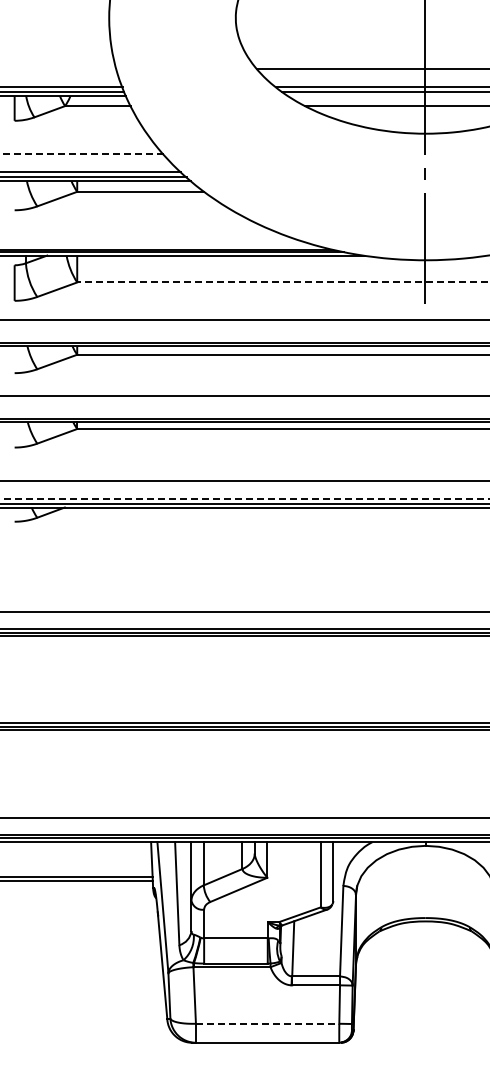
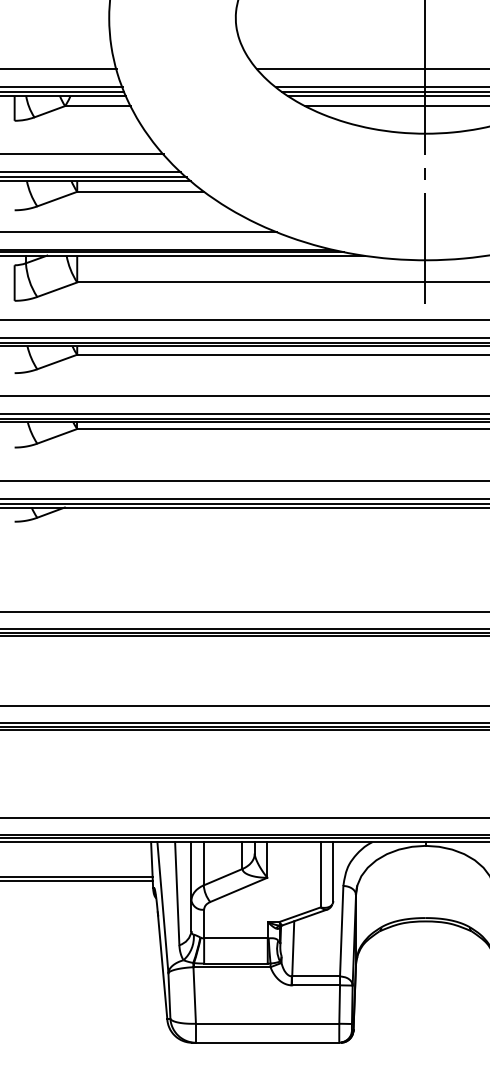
line: none -> present (59, 69)
line: none -> present (386, 95)
line: dashed -> solid (82, 154)
line: none -> present (139, 231)
line: dashed -> solid (283, 282)
line: none -> present (244, 337)
line: none -> present (244, 413)
line: dashed -> solid (245, 498)
line: none -> present (244, 705)
line: dashed -> solid (267, 1023)
